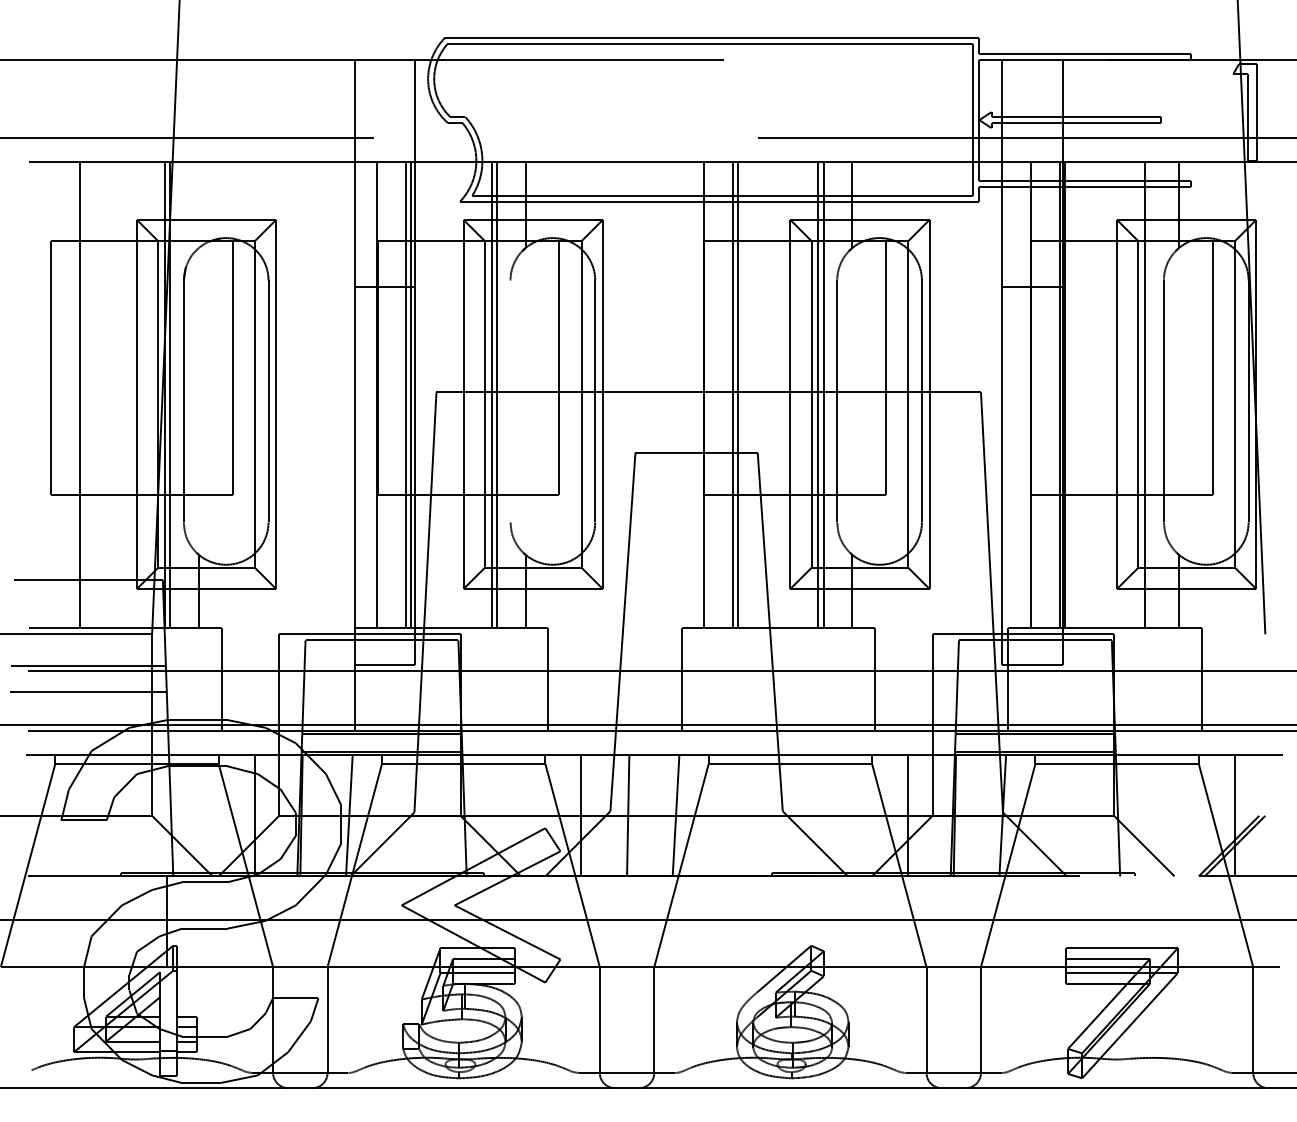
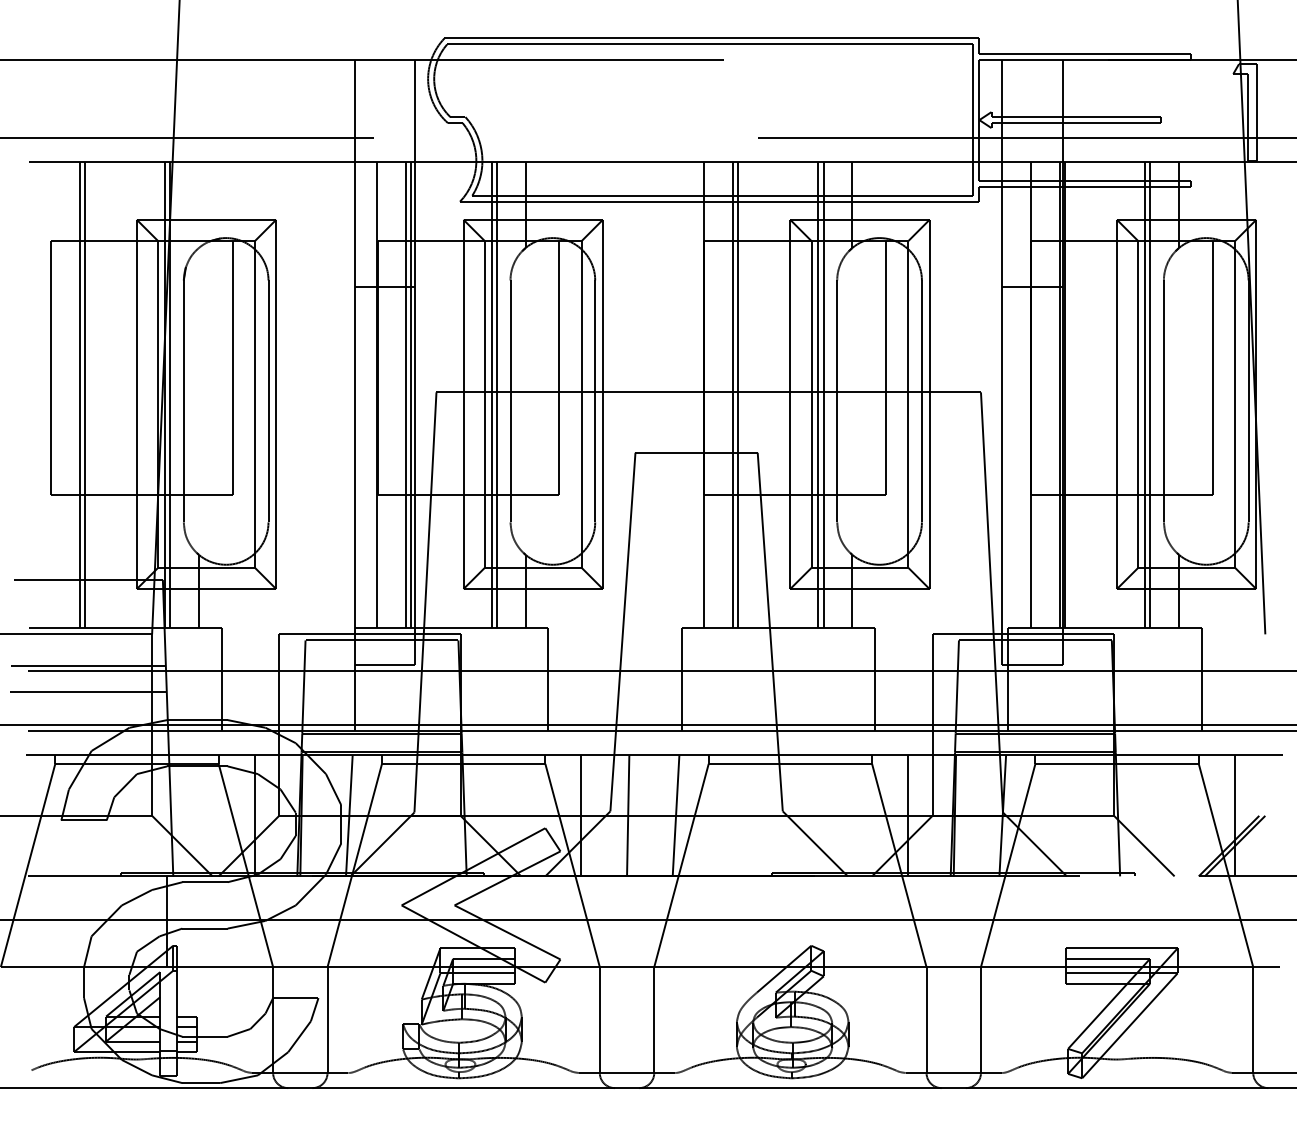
line: none -> present (84, 395)
line: none -> present (1150, 395)
line: none -> present (510, 401)
